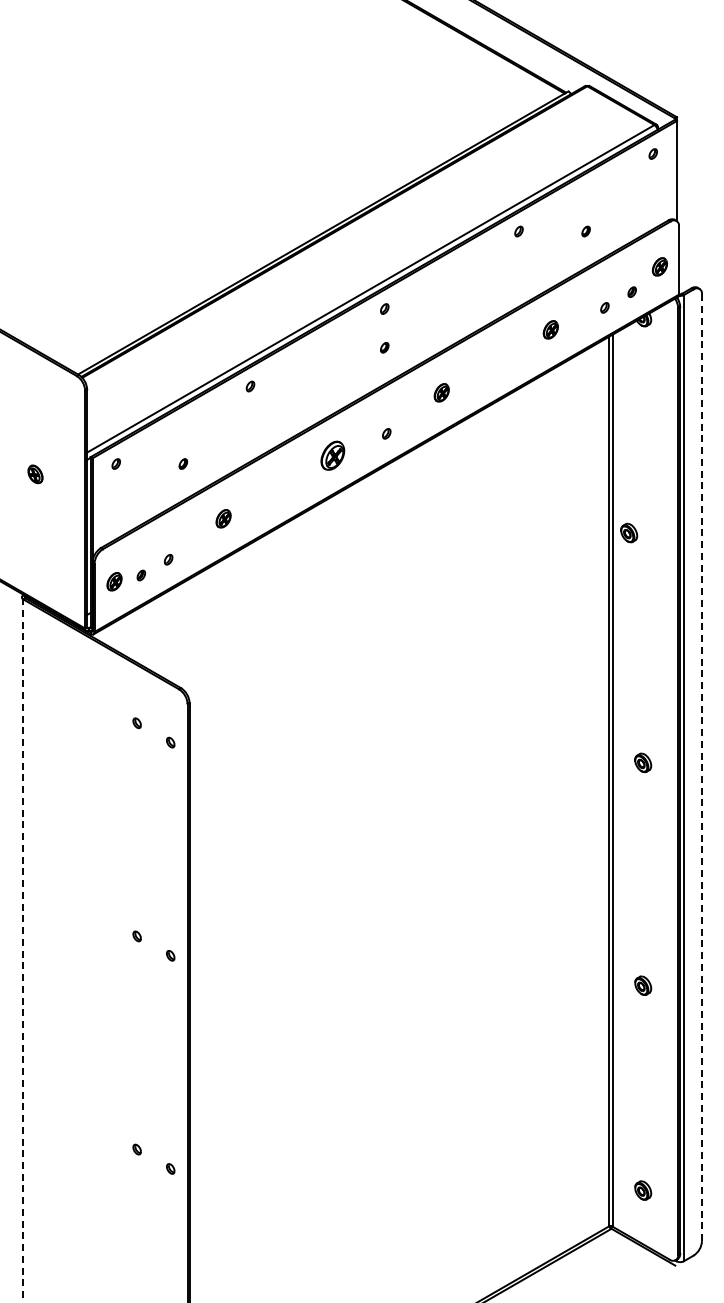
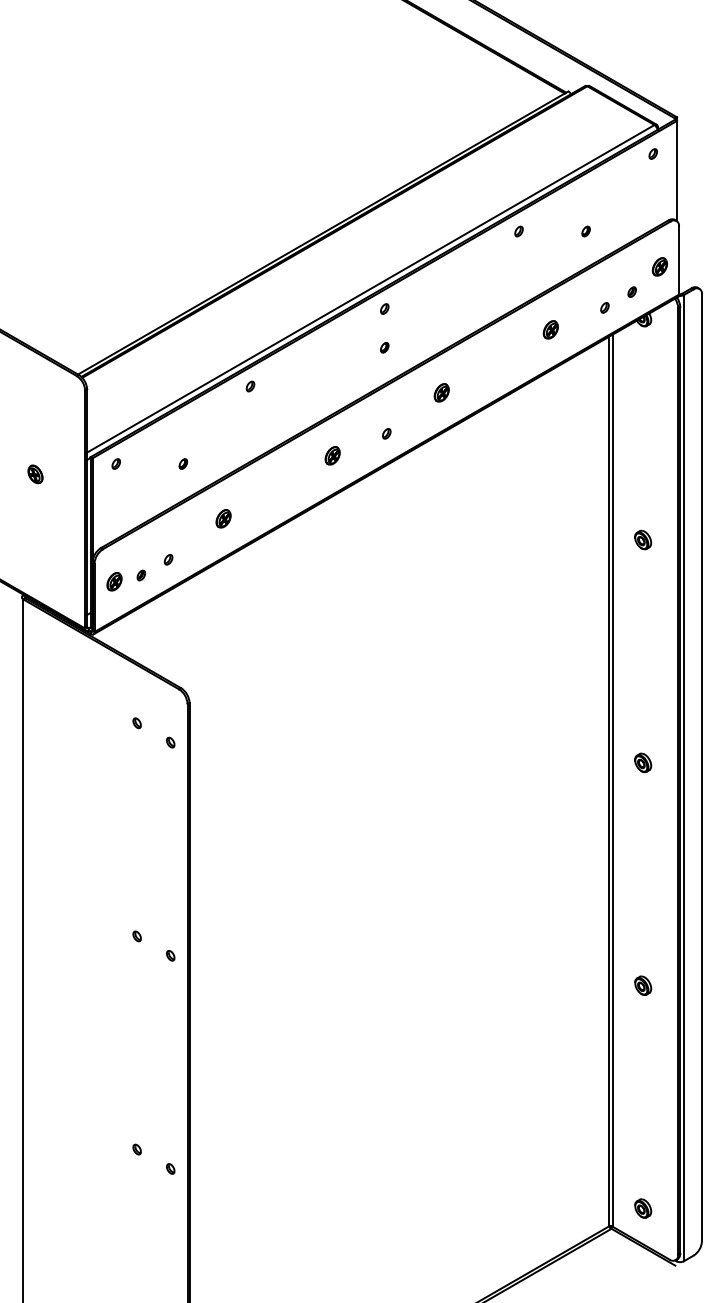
part size: 26x31 px -> 17x20 px (332, 455)
part position: (629, 532) -> (643, 539) (643, 539)
line: dashed -> solid (702, 767)
line: dashed -> solid (23, 950)
part position: (643, 1190) -> (643, 1208) (643, 1208)
